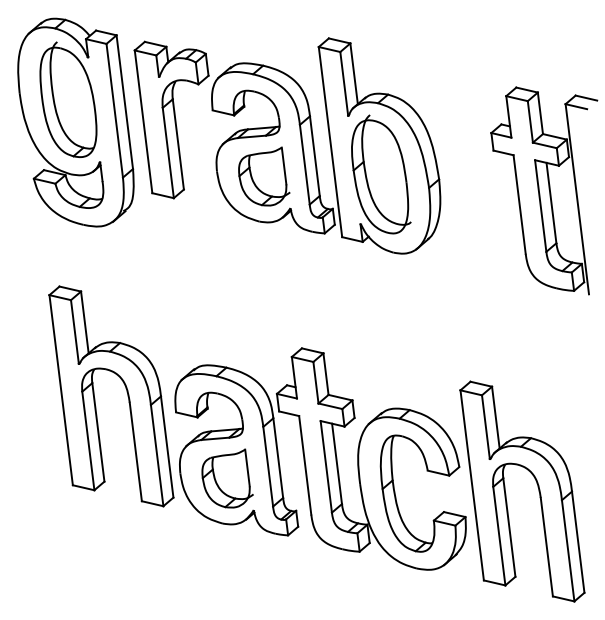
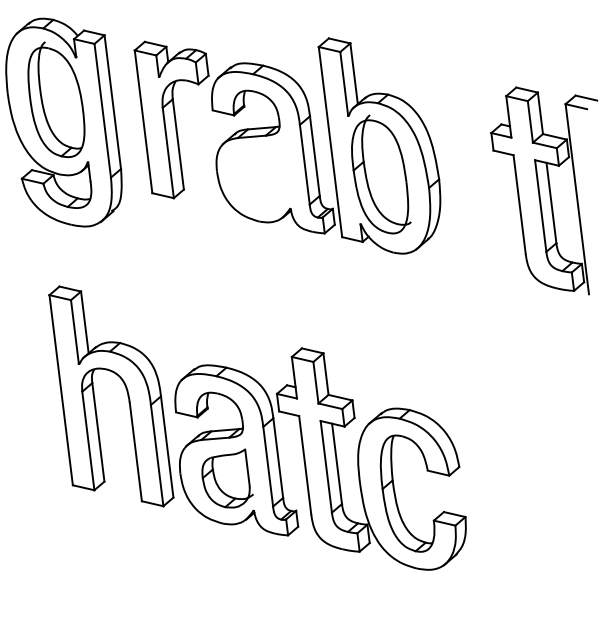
part position: (75, 122) -> (63, 122) (63, 122)
part: present -> none (264, 176)
part: present -> none (537, 487)
